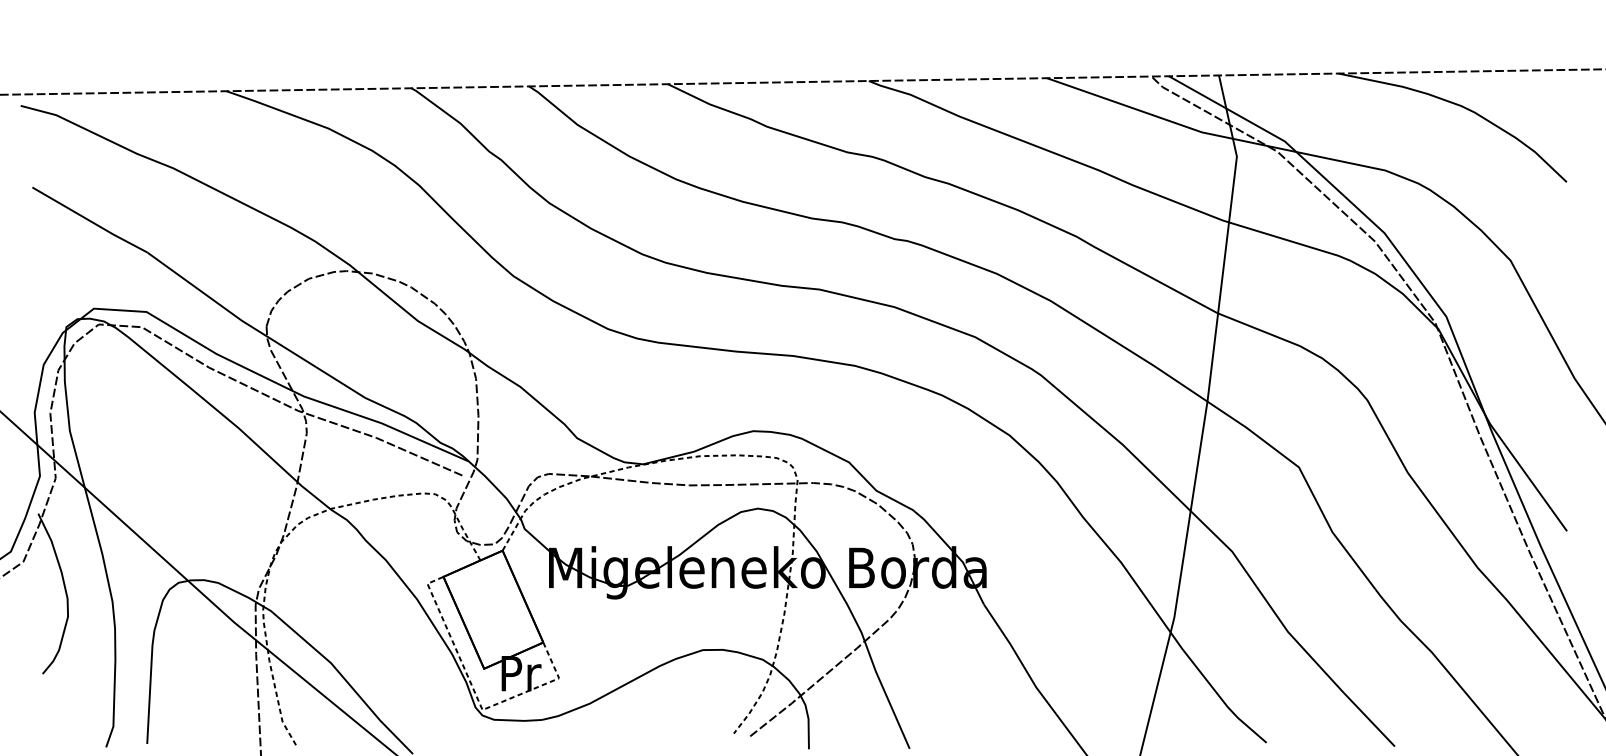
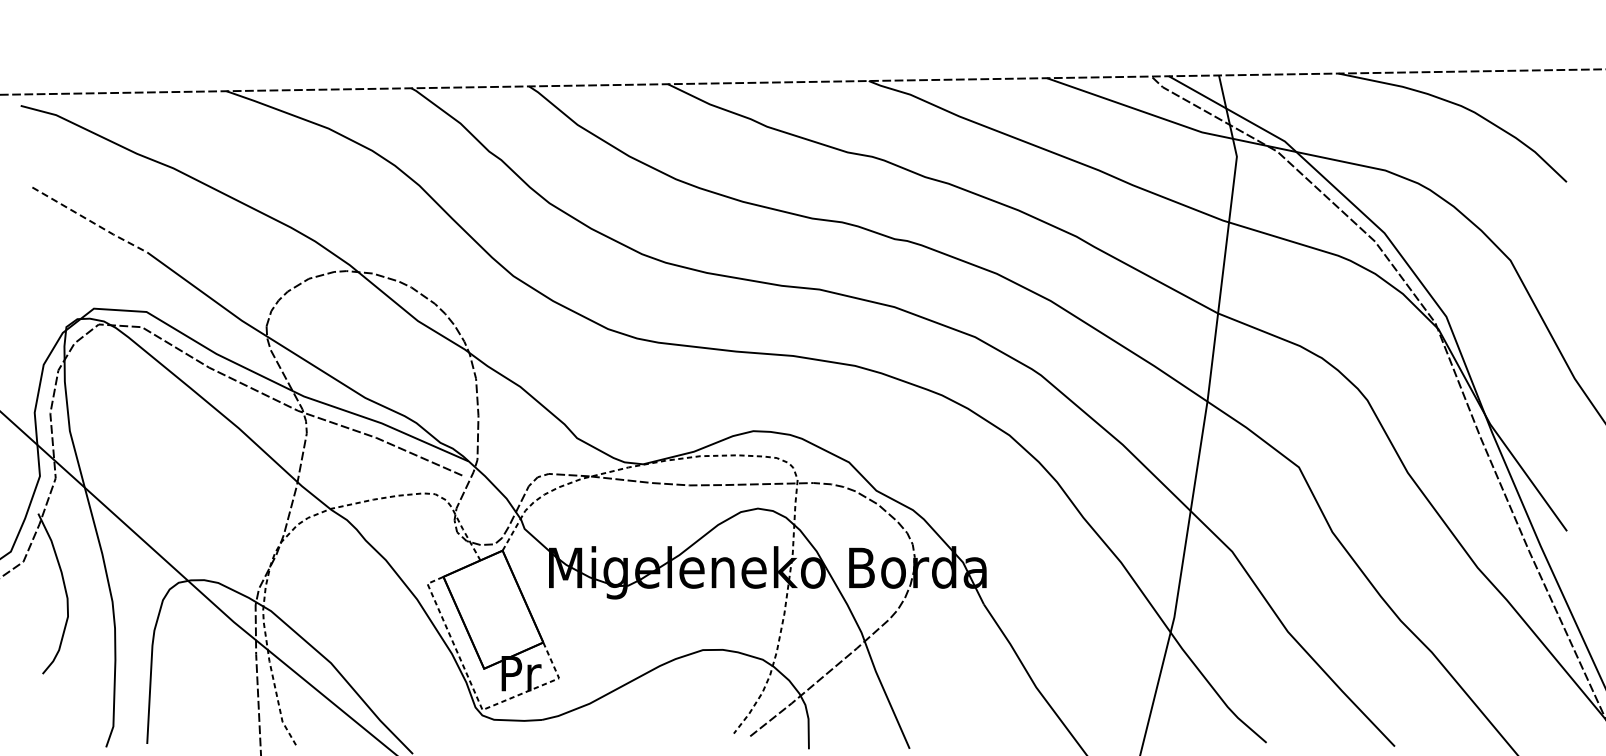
line: solid -> dashed (90, 221)
